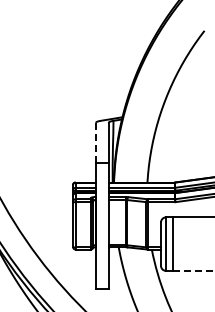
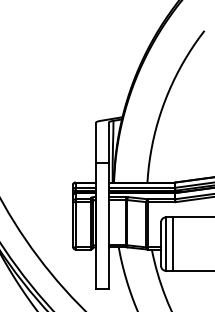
line: dashed -> solid (96, 142)
line: dashed -> solid (193, 270)
